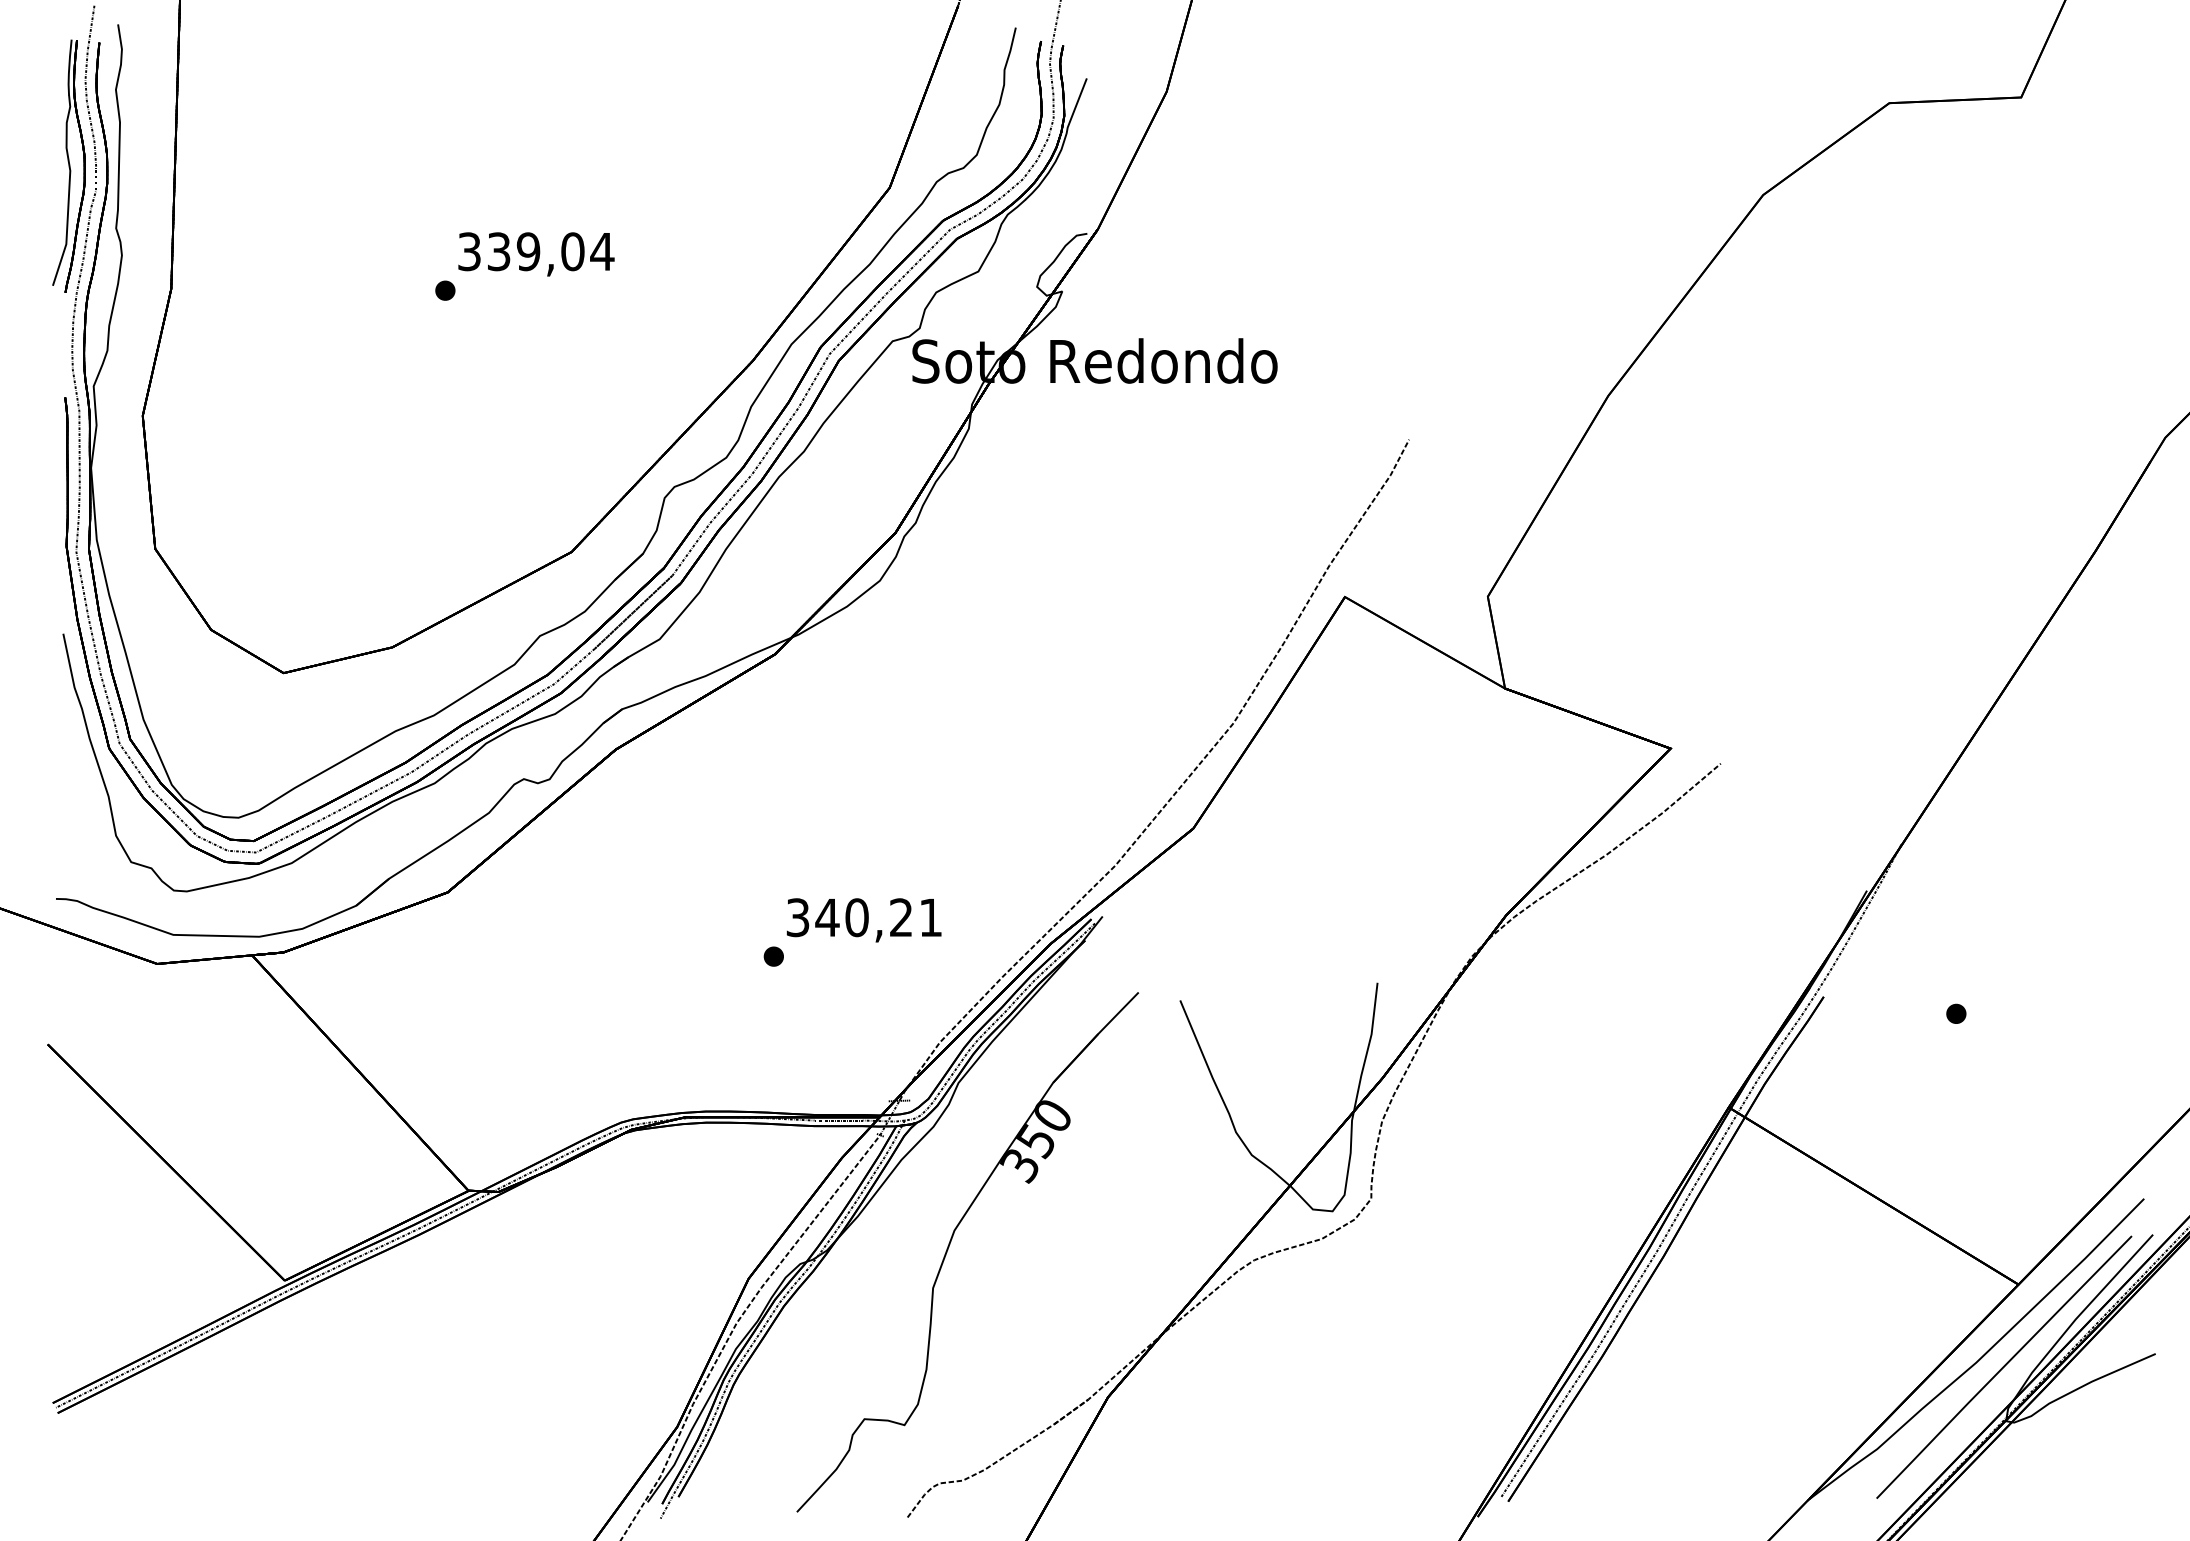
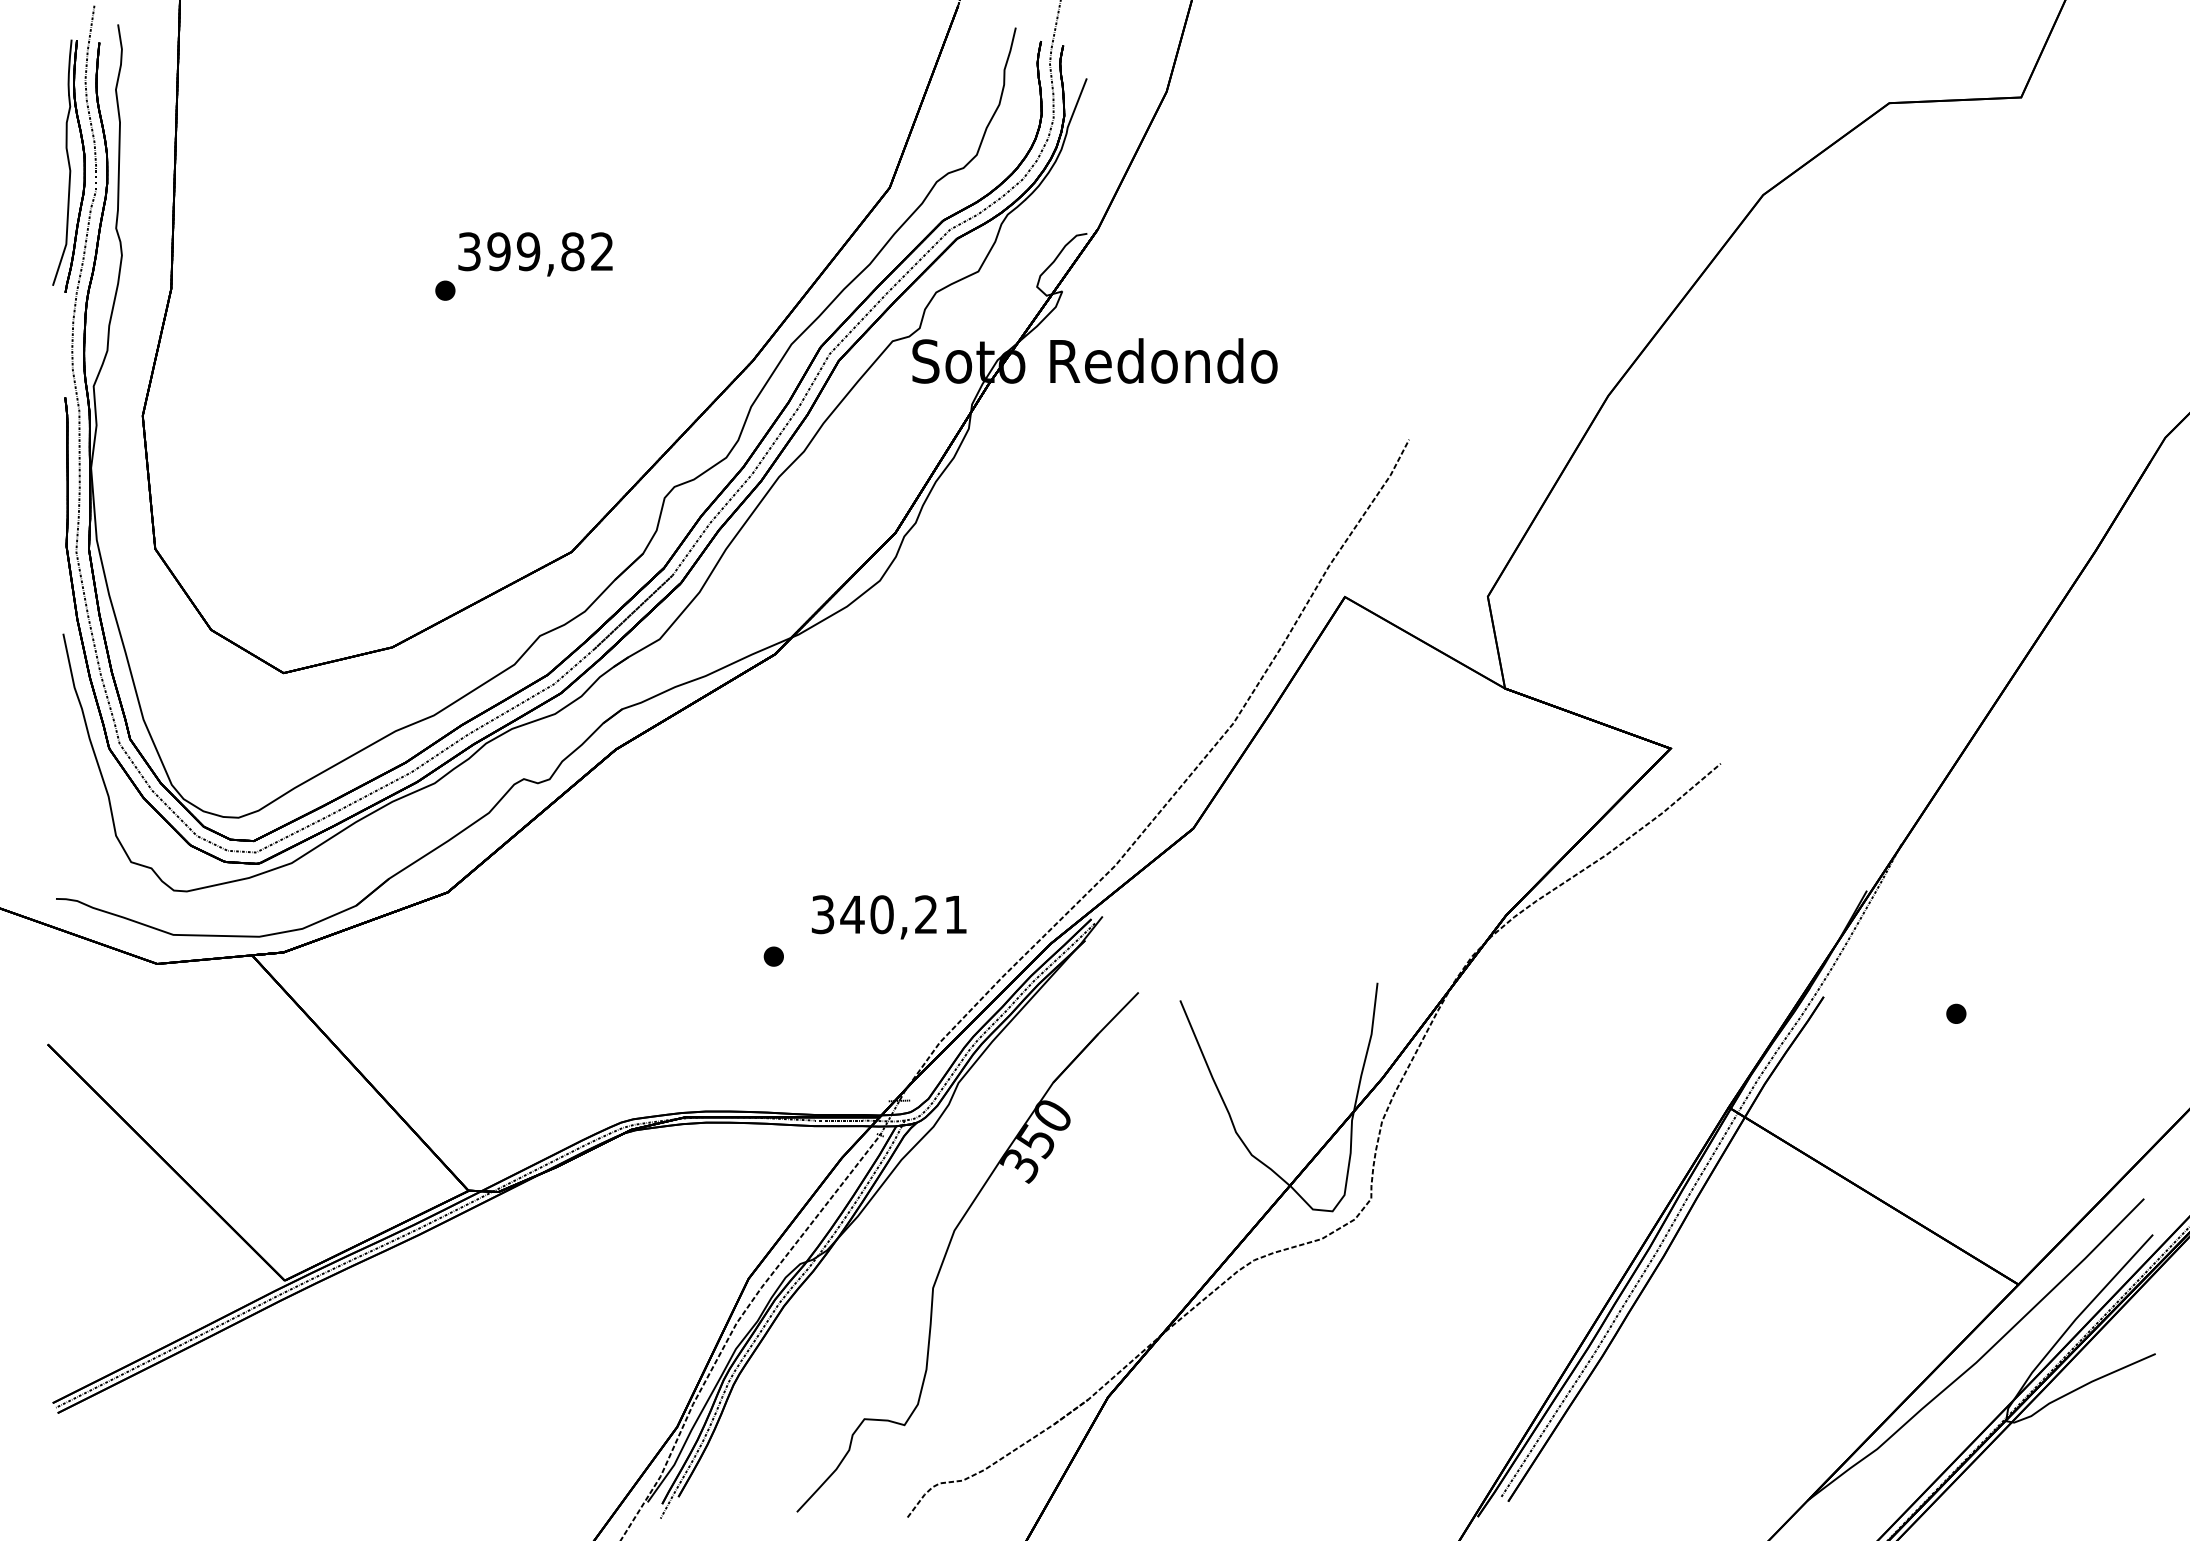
text: 339,04 -> 399,82 (550, 251)
text position: (863, 920) -> (888, 917) (888, 917)
curve: present -> none (2004, 1366)
